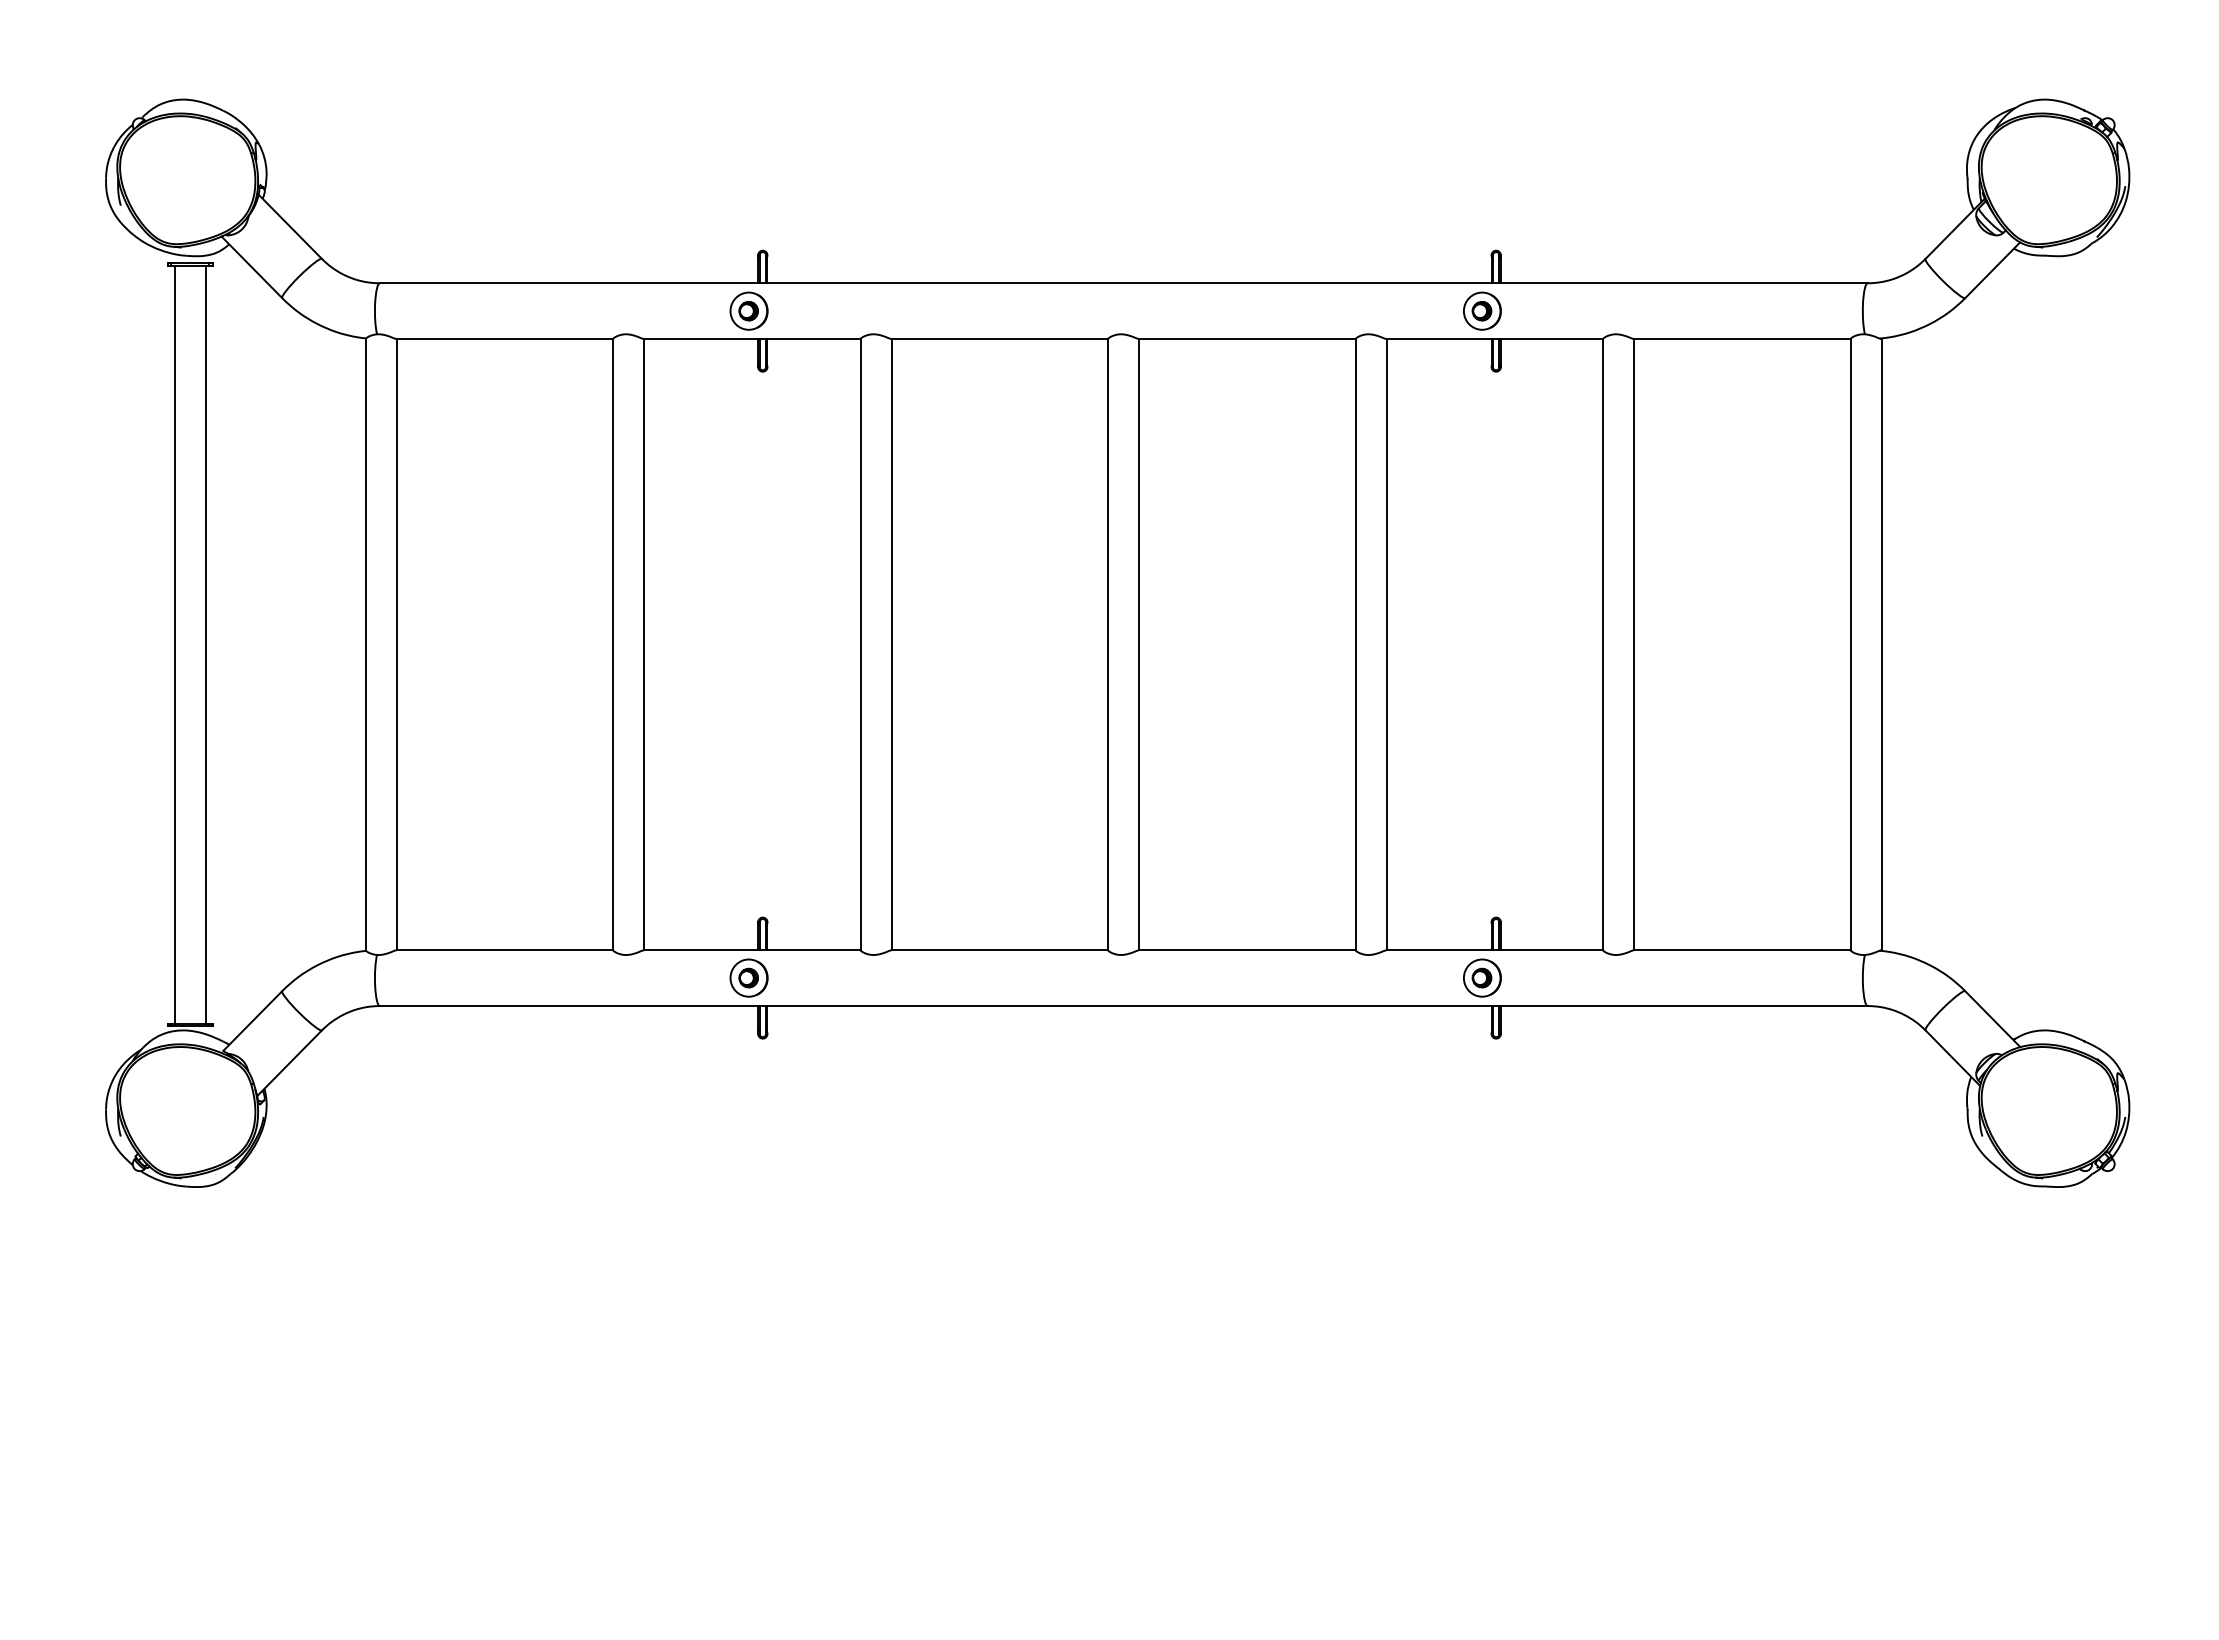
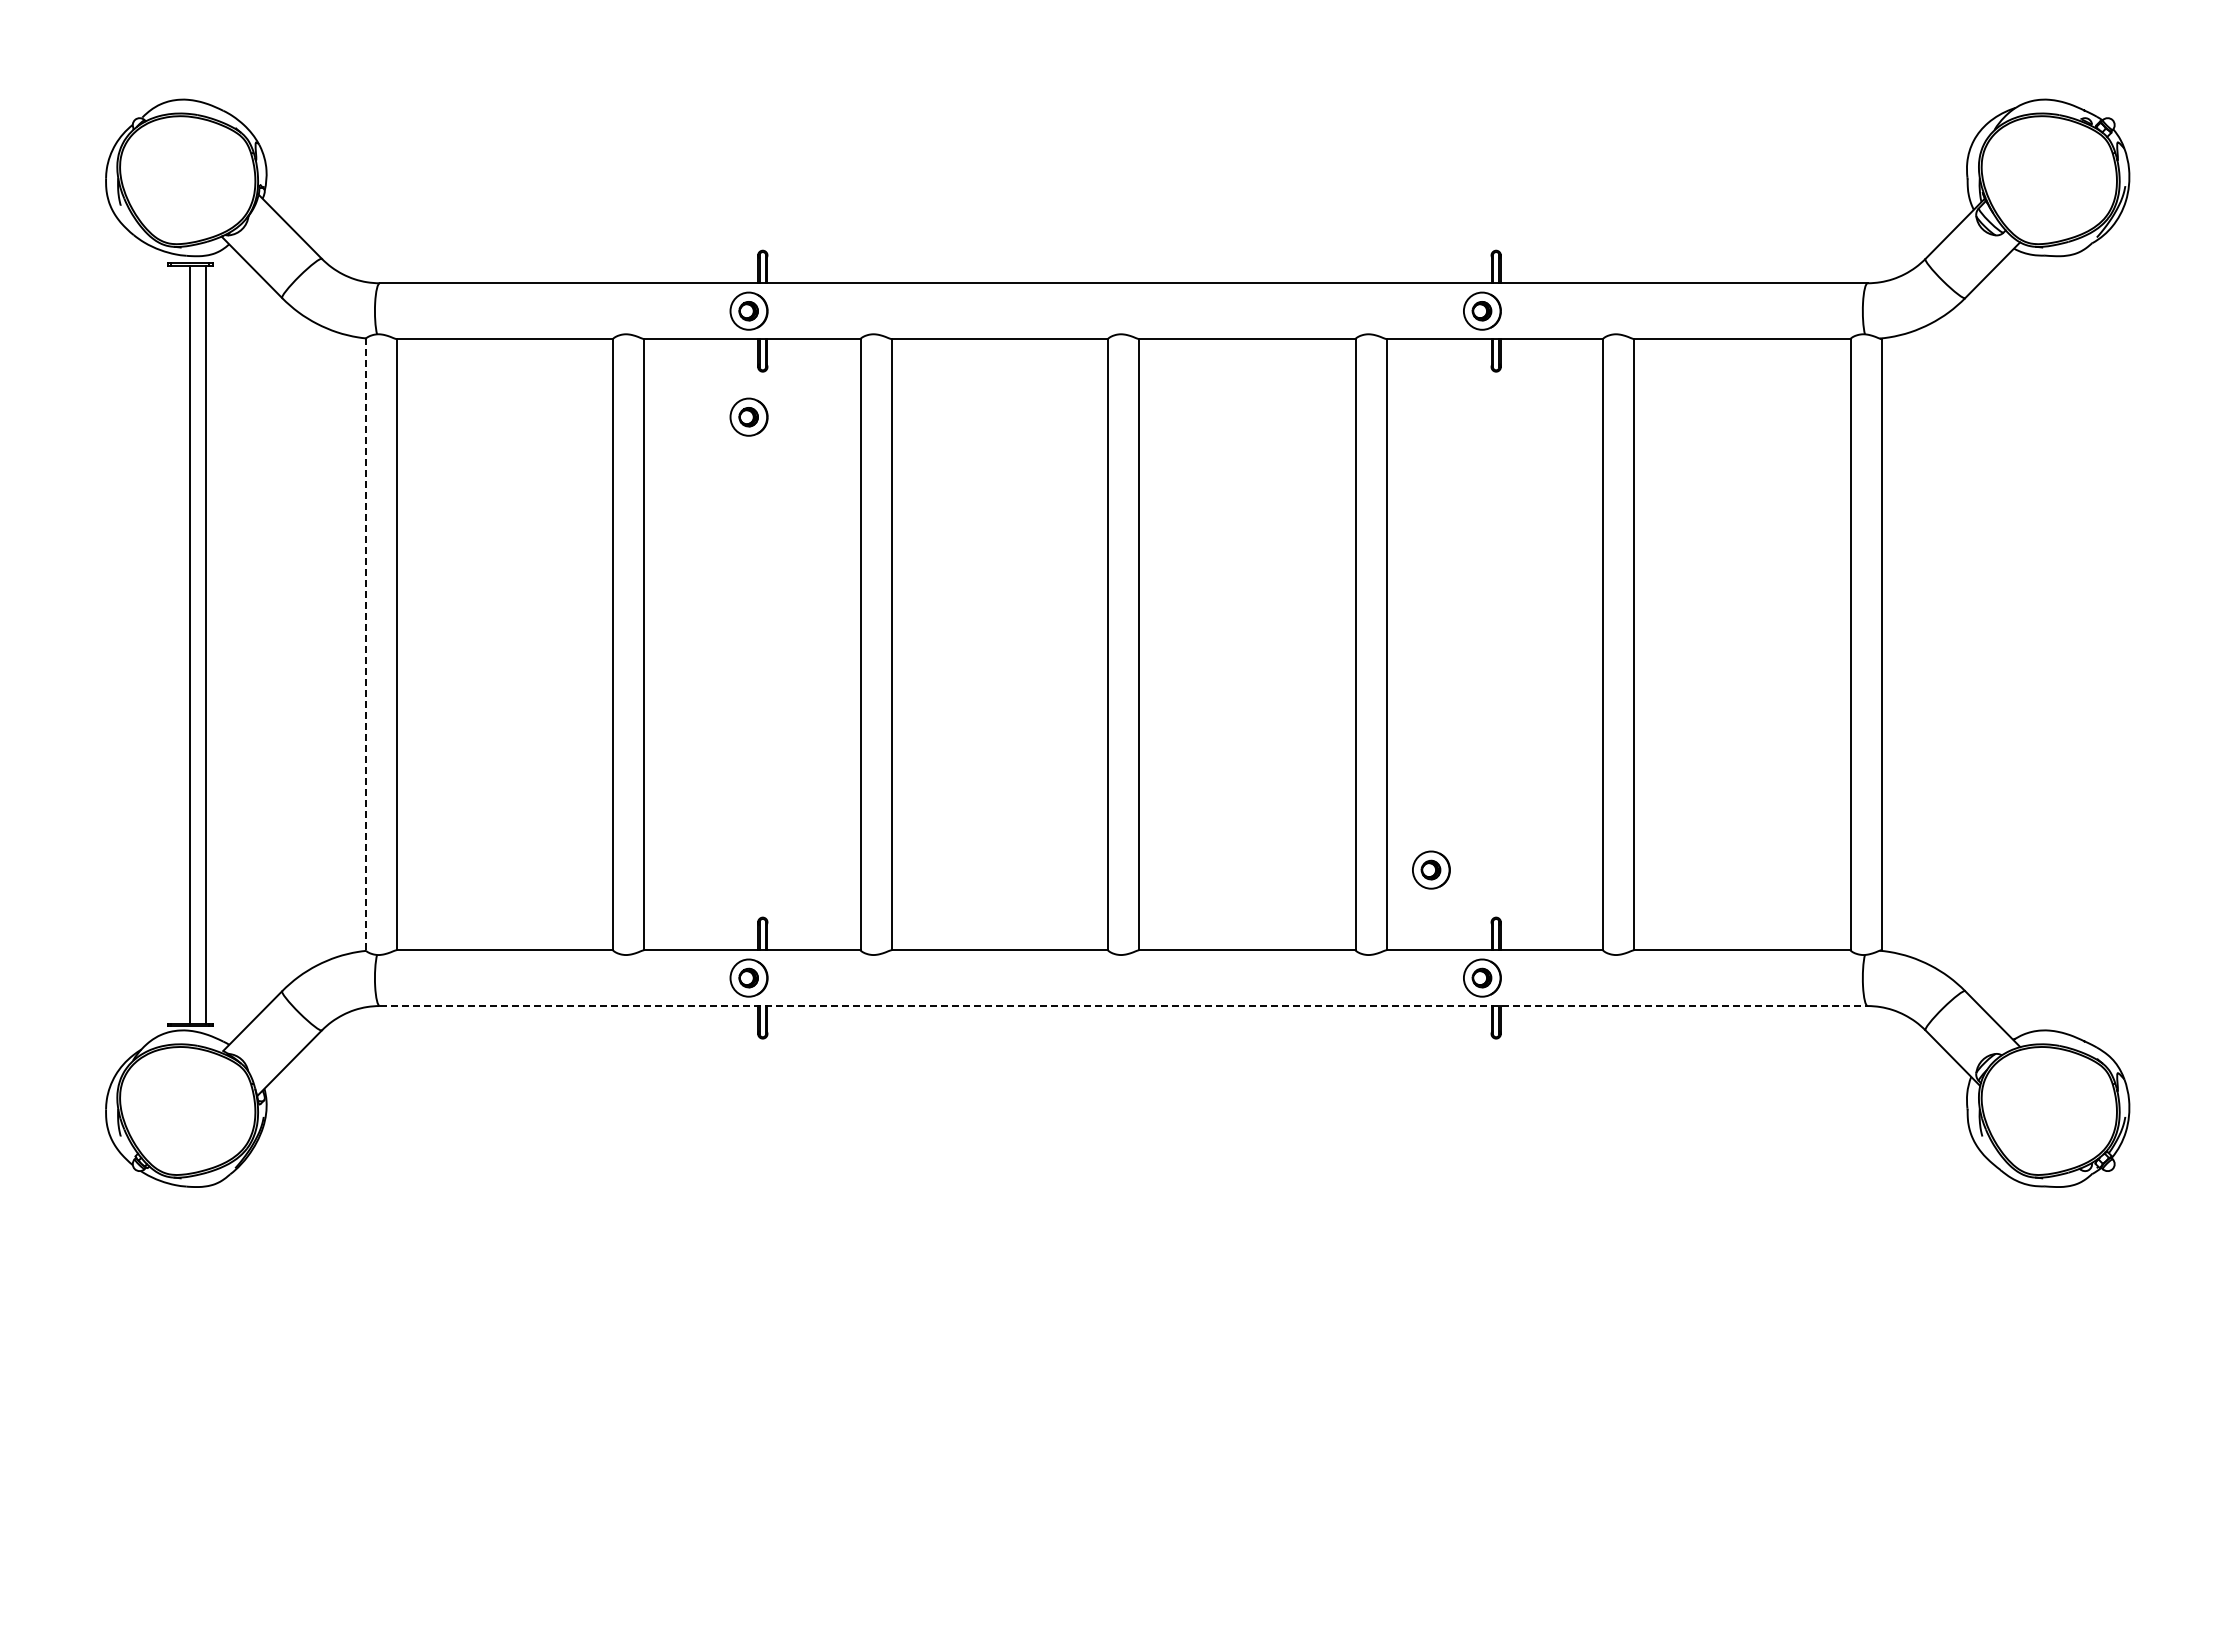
part: none -> present (748, 416)
line position: (174, 644) -> (189, 644) (189, 644)
line: solid -> dashed (365, 644)
part: none -> present (1431, 869)
line: solid -> dashed (1123, 1006)
